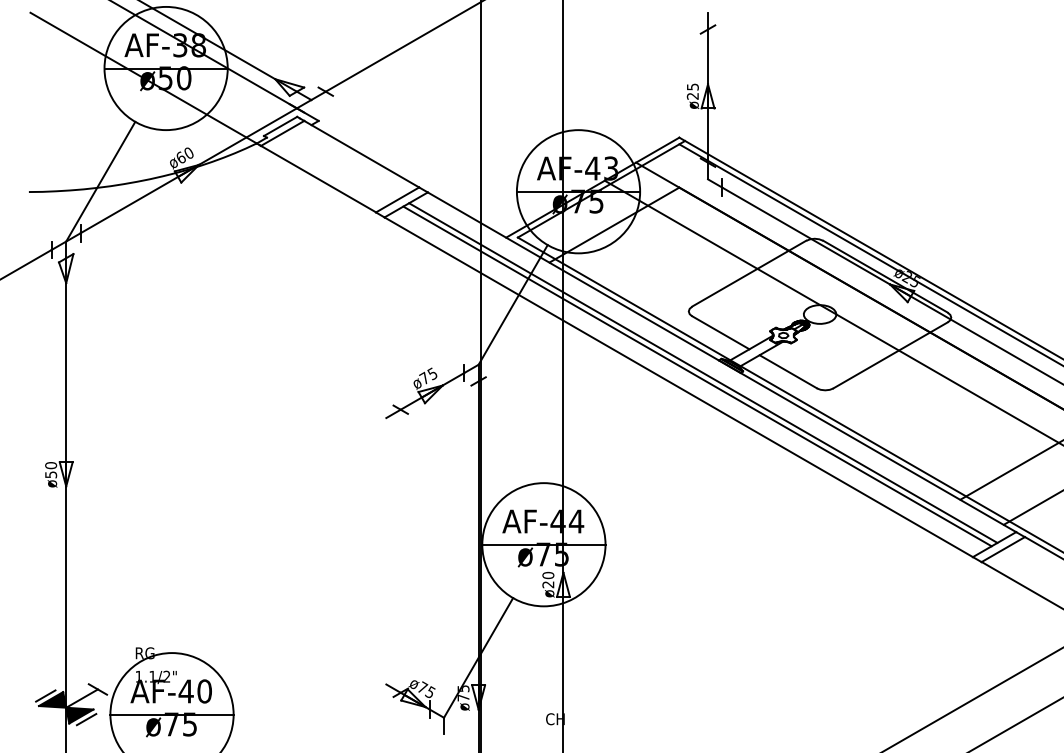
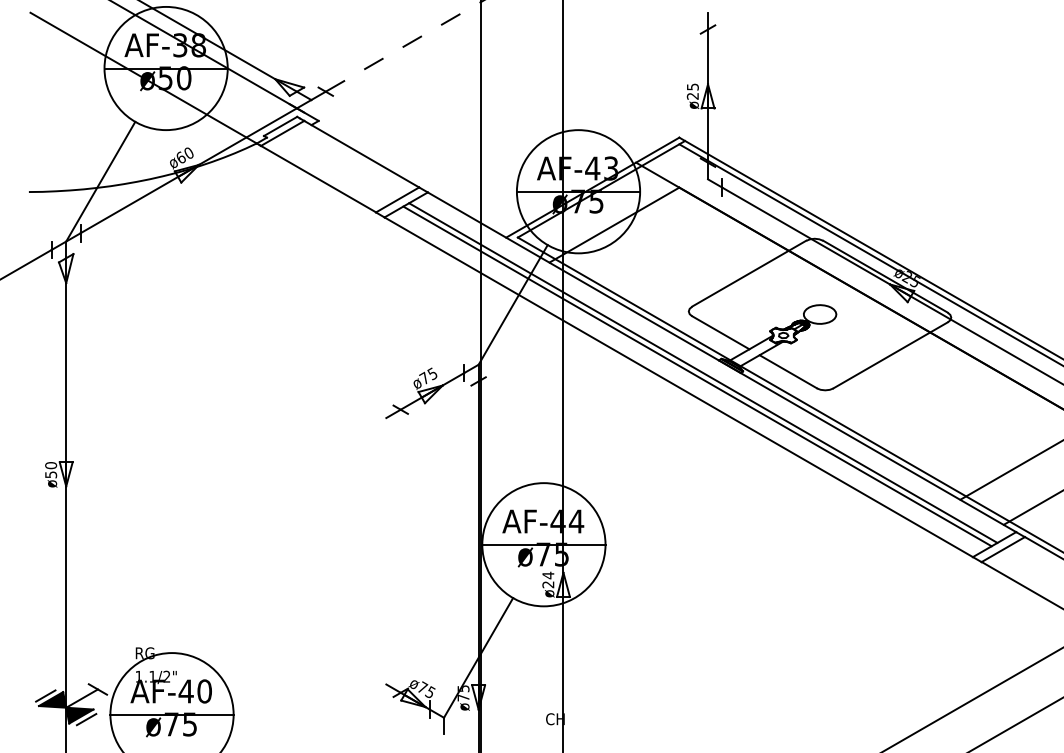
line: solid -> dashed (405, 45)
line: present -> none (832, 311)
text: ø20 -> ø24 (548, 575)
